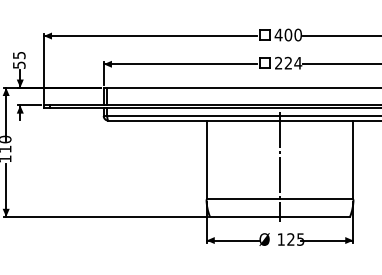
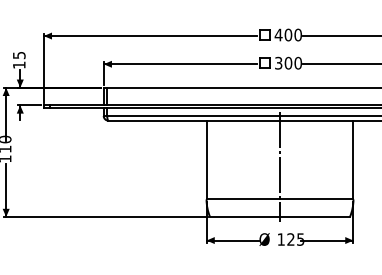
text: 224 -> 300 (288, 62)
text: 55 -> 15 (19, 64)
